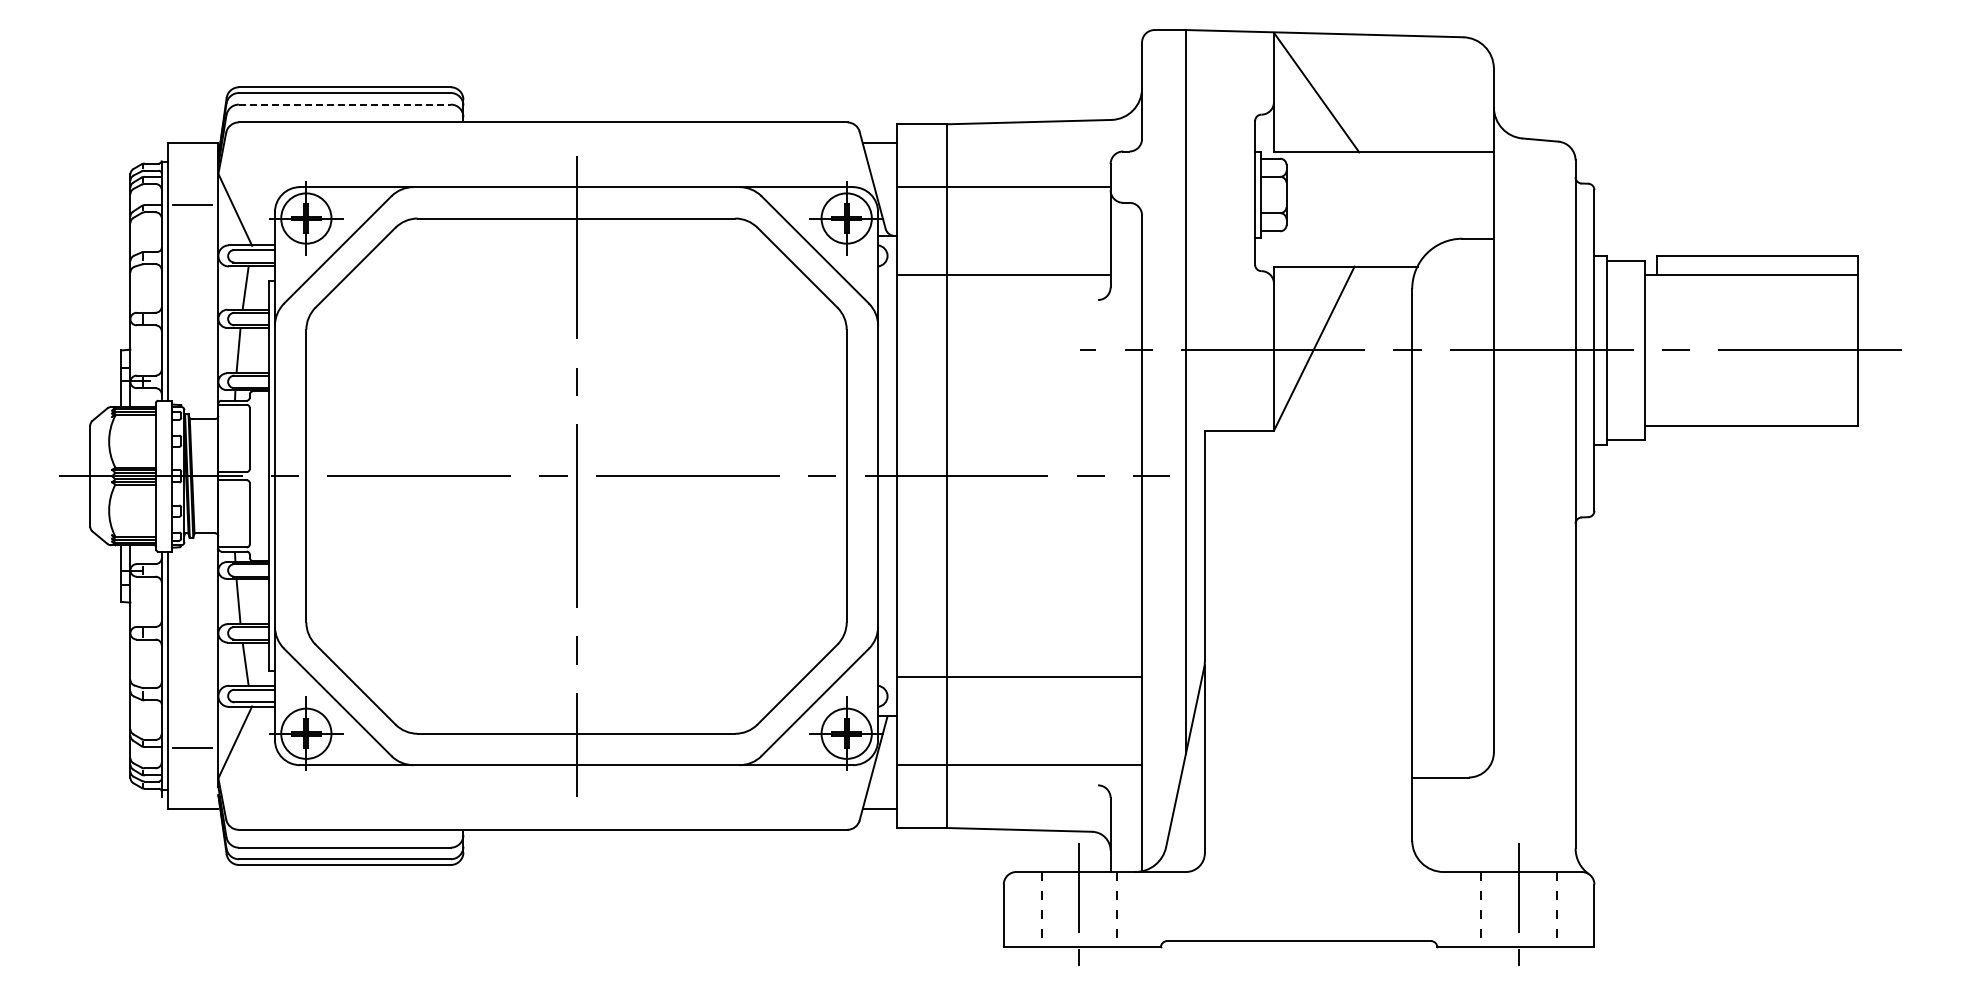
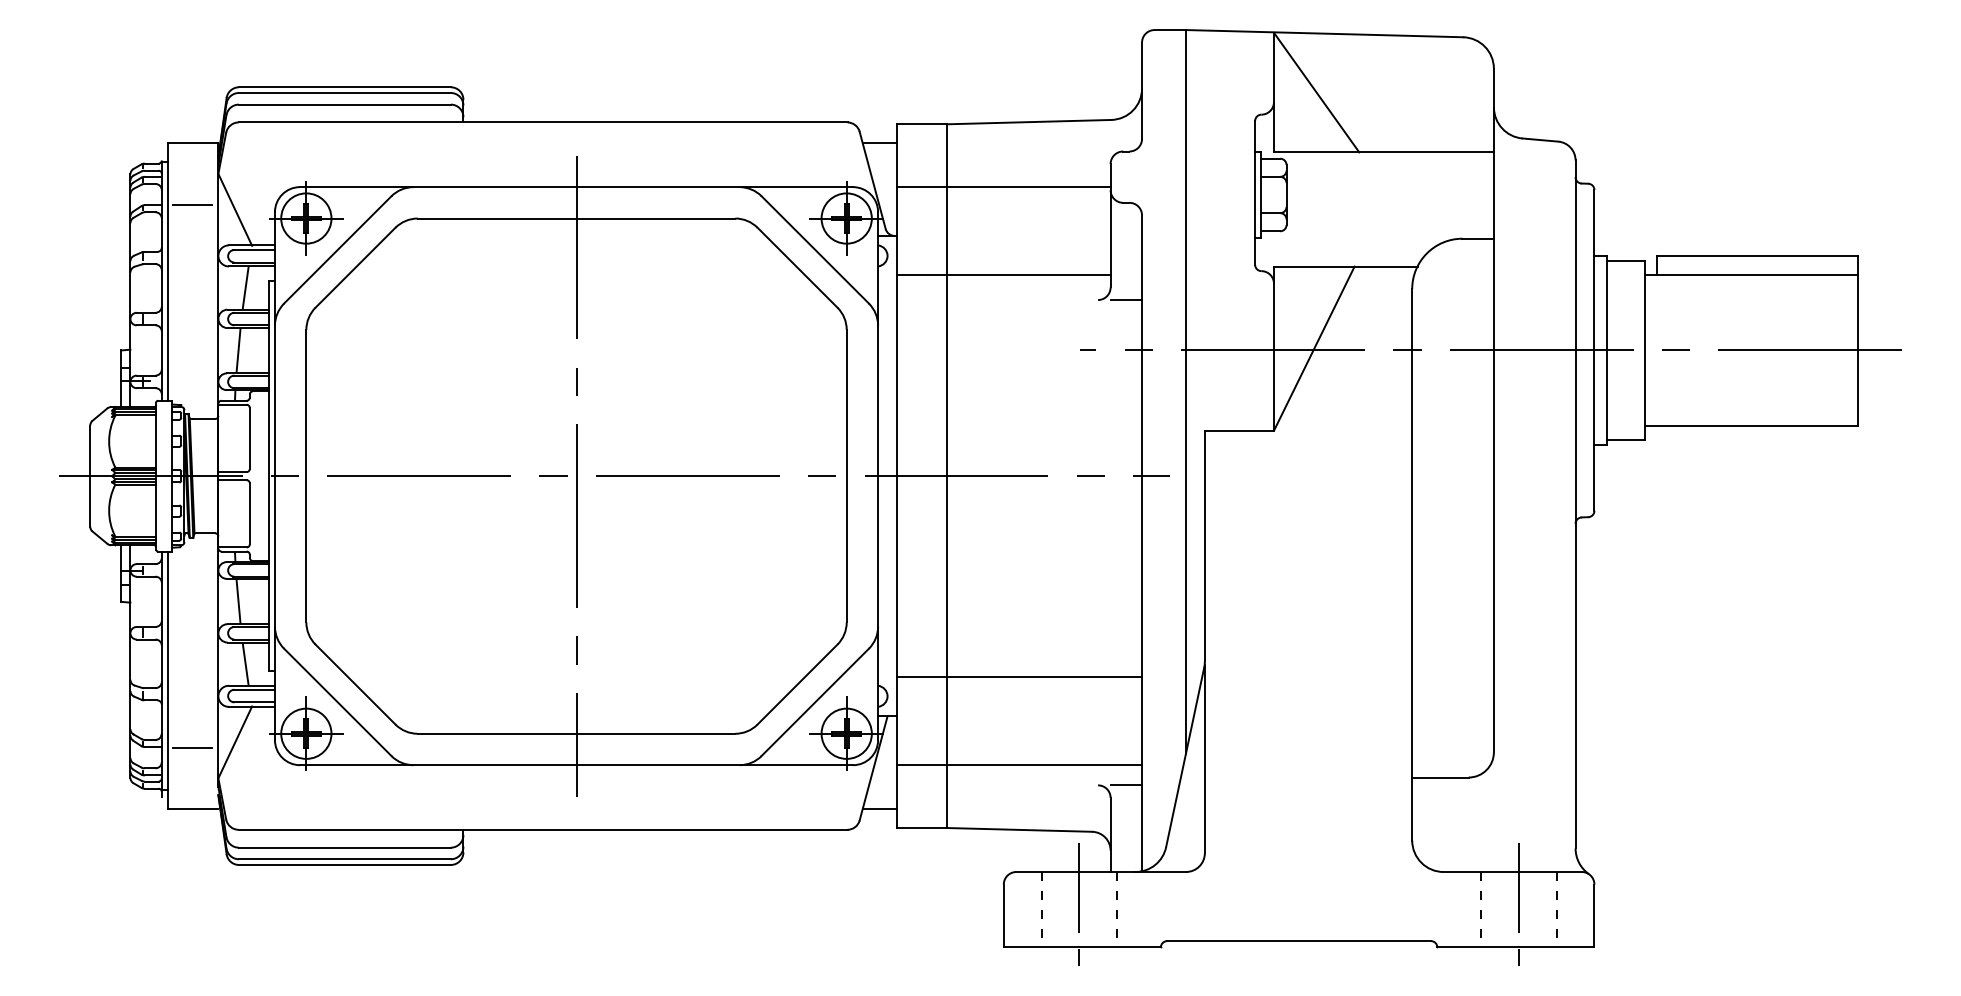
line: dashed -> solid (344, 104)
line: none -> present (1126, 300)
line: none -> present (1126, 785)
